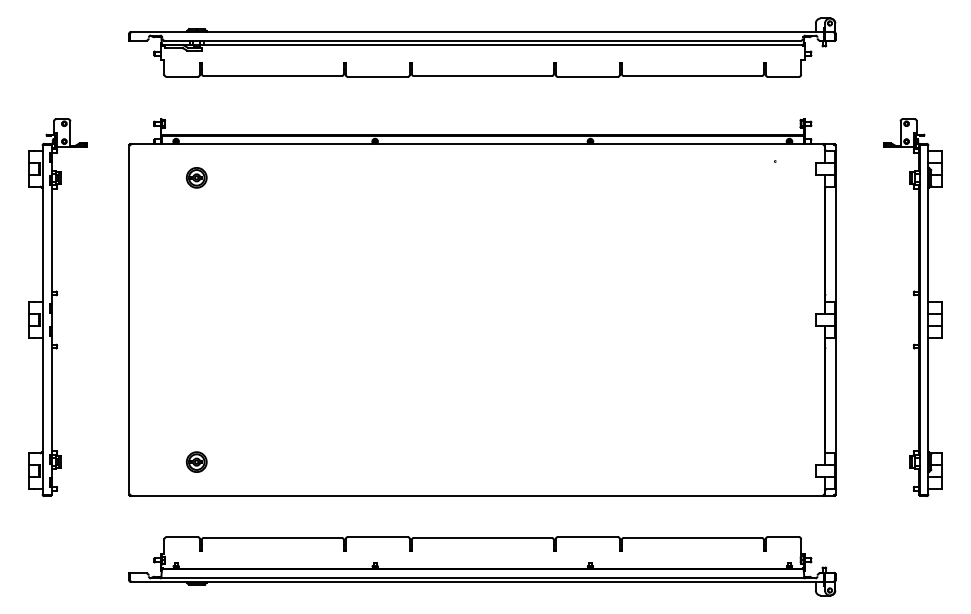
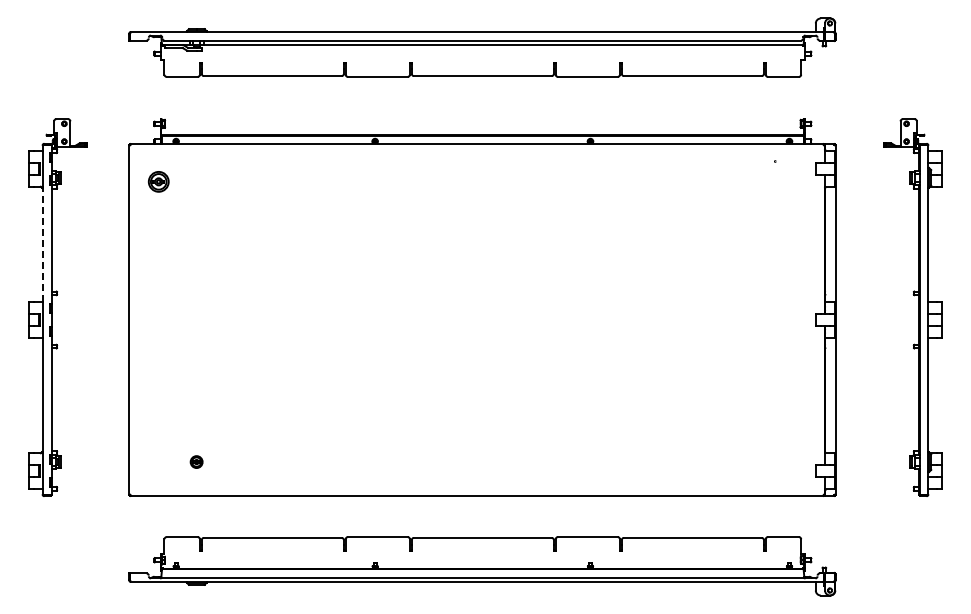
part position: (196, 177) -> (158, 181) (158, 181)
line: solid -> dashed (42, 244)
part size: 23x22 px -> 15x14 px (196, 461)
